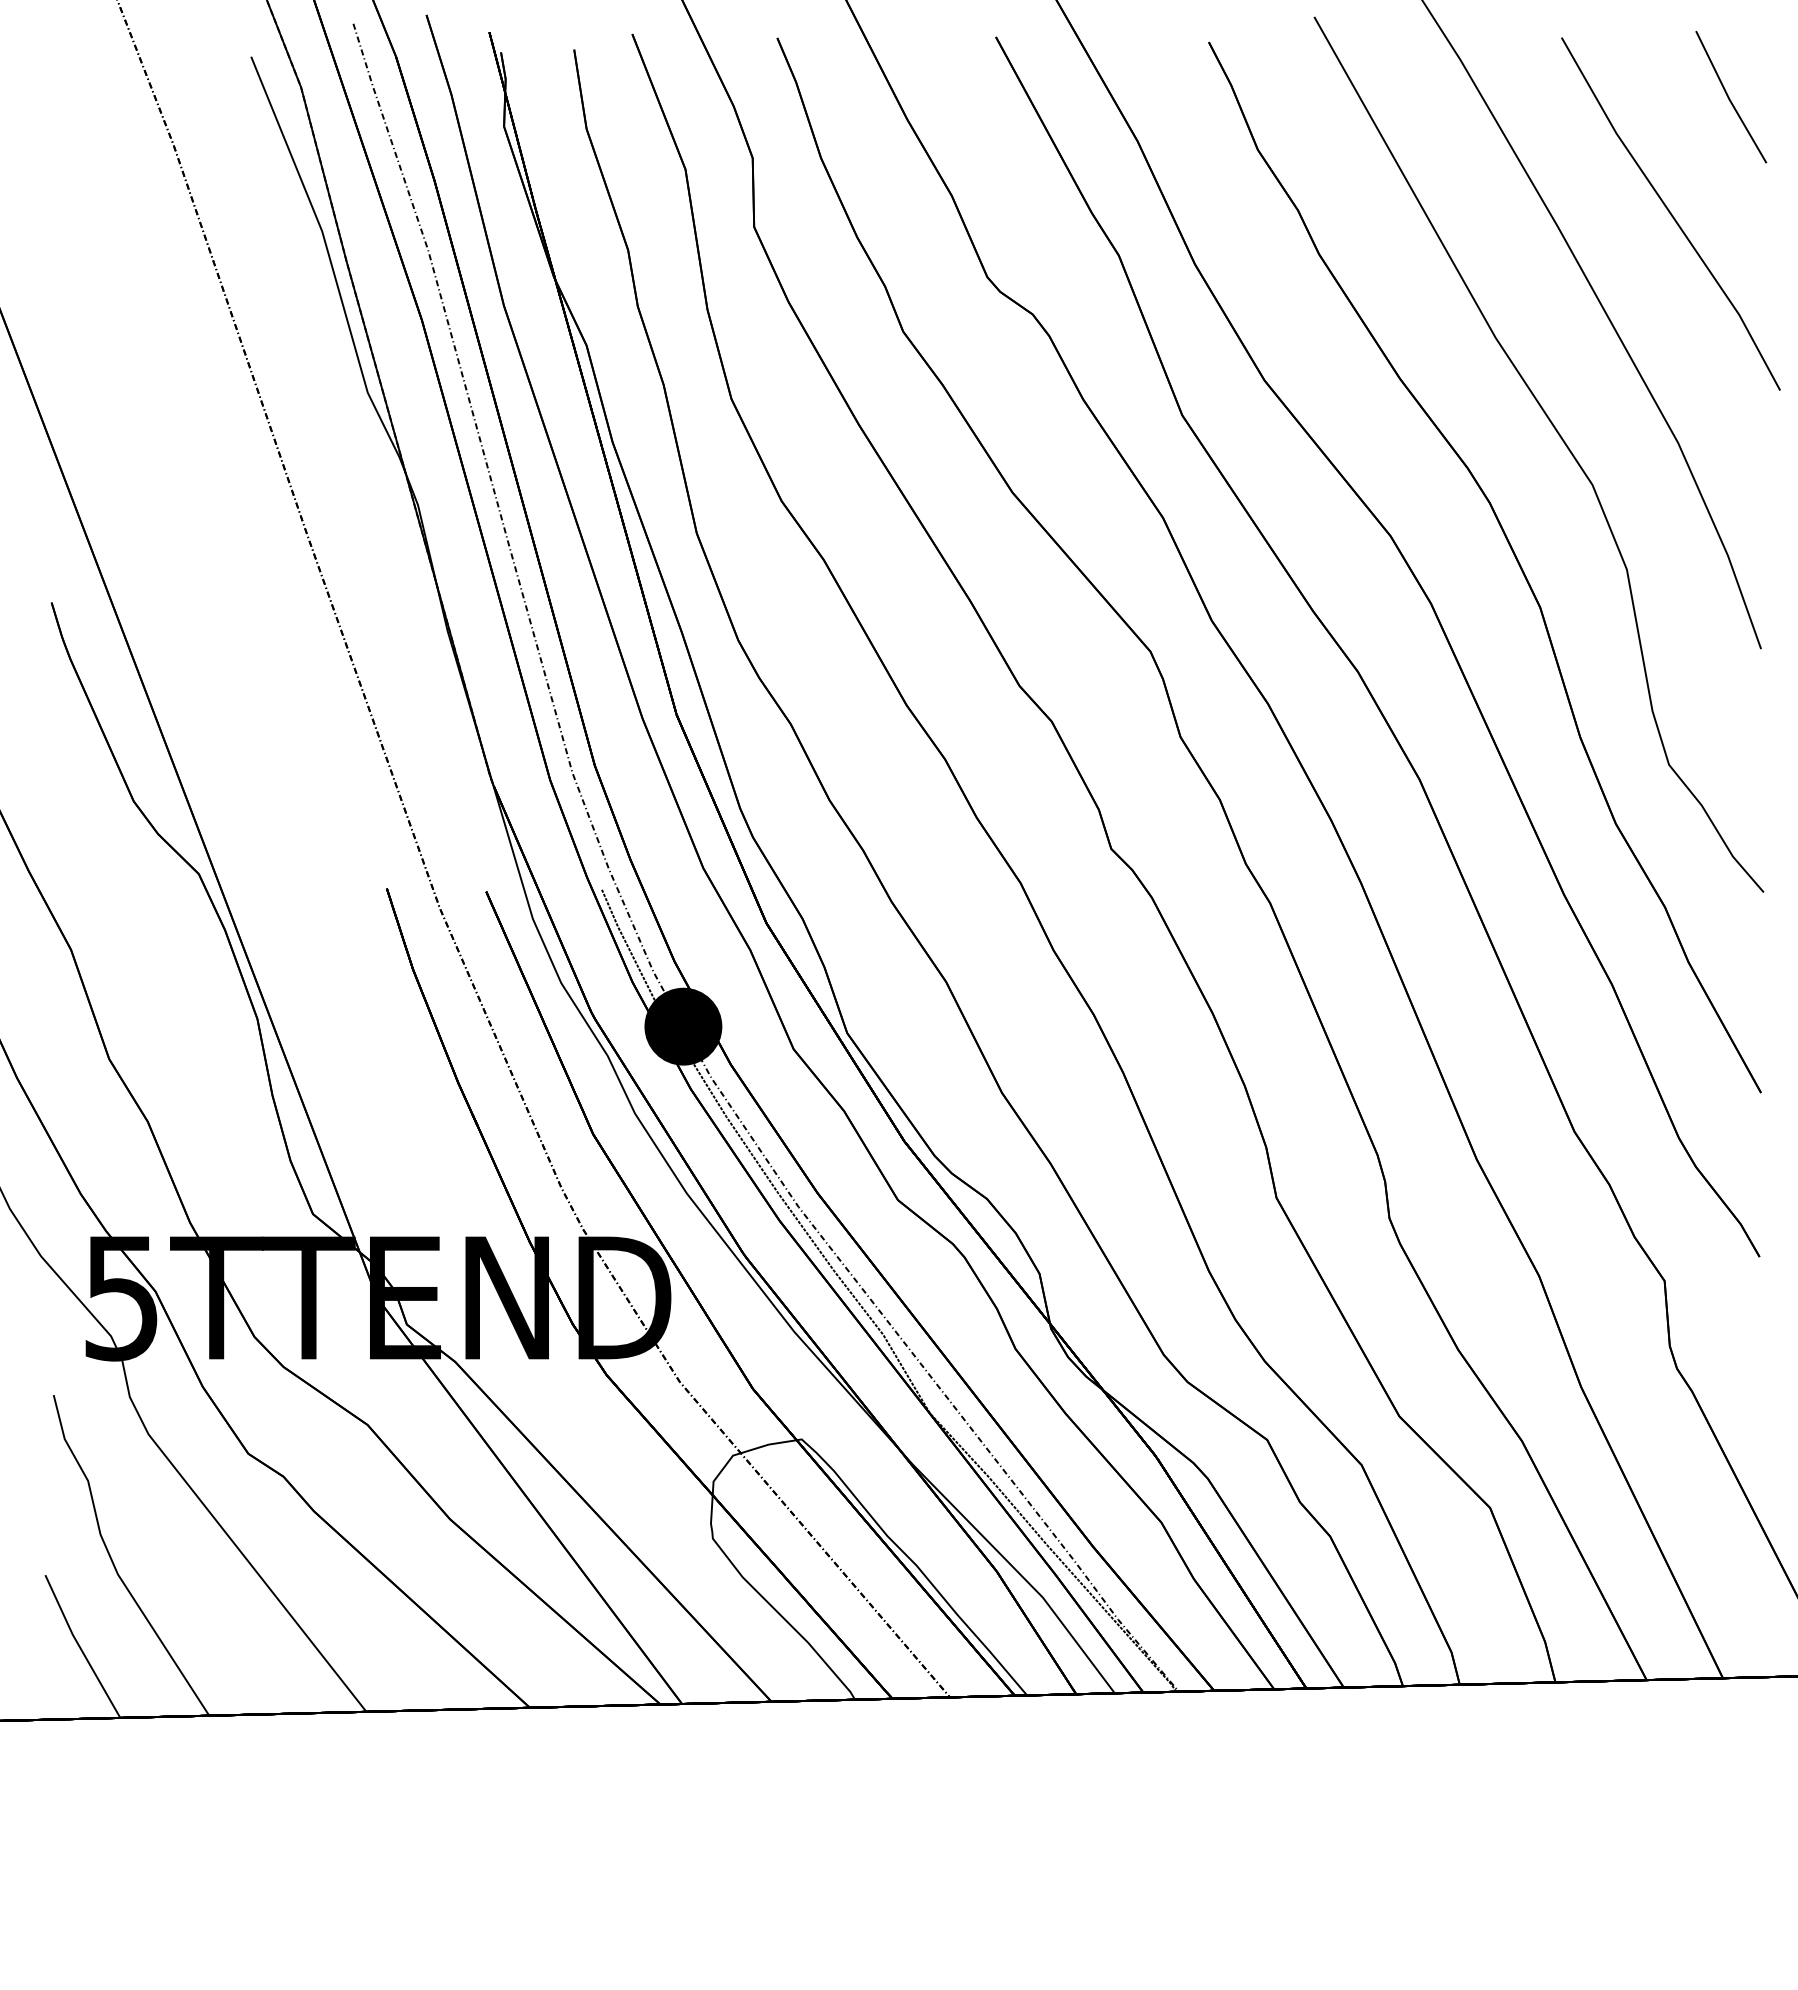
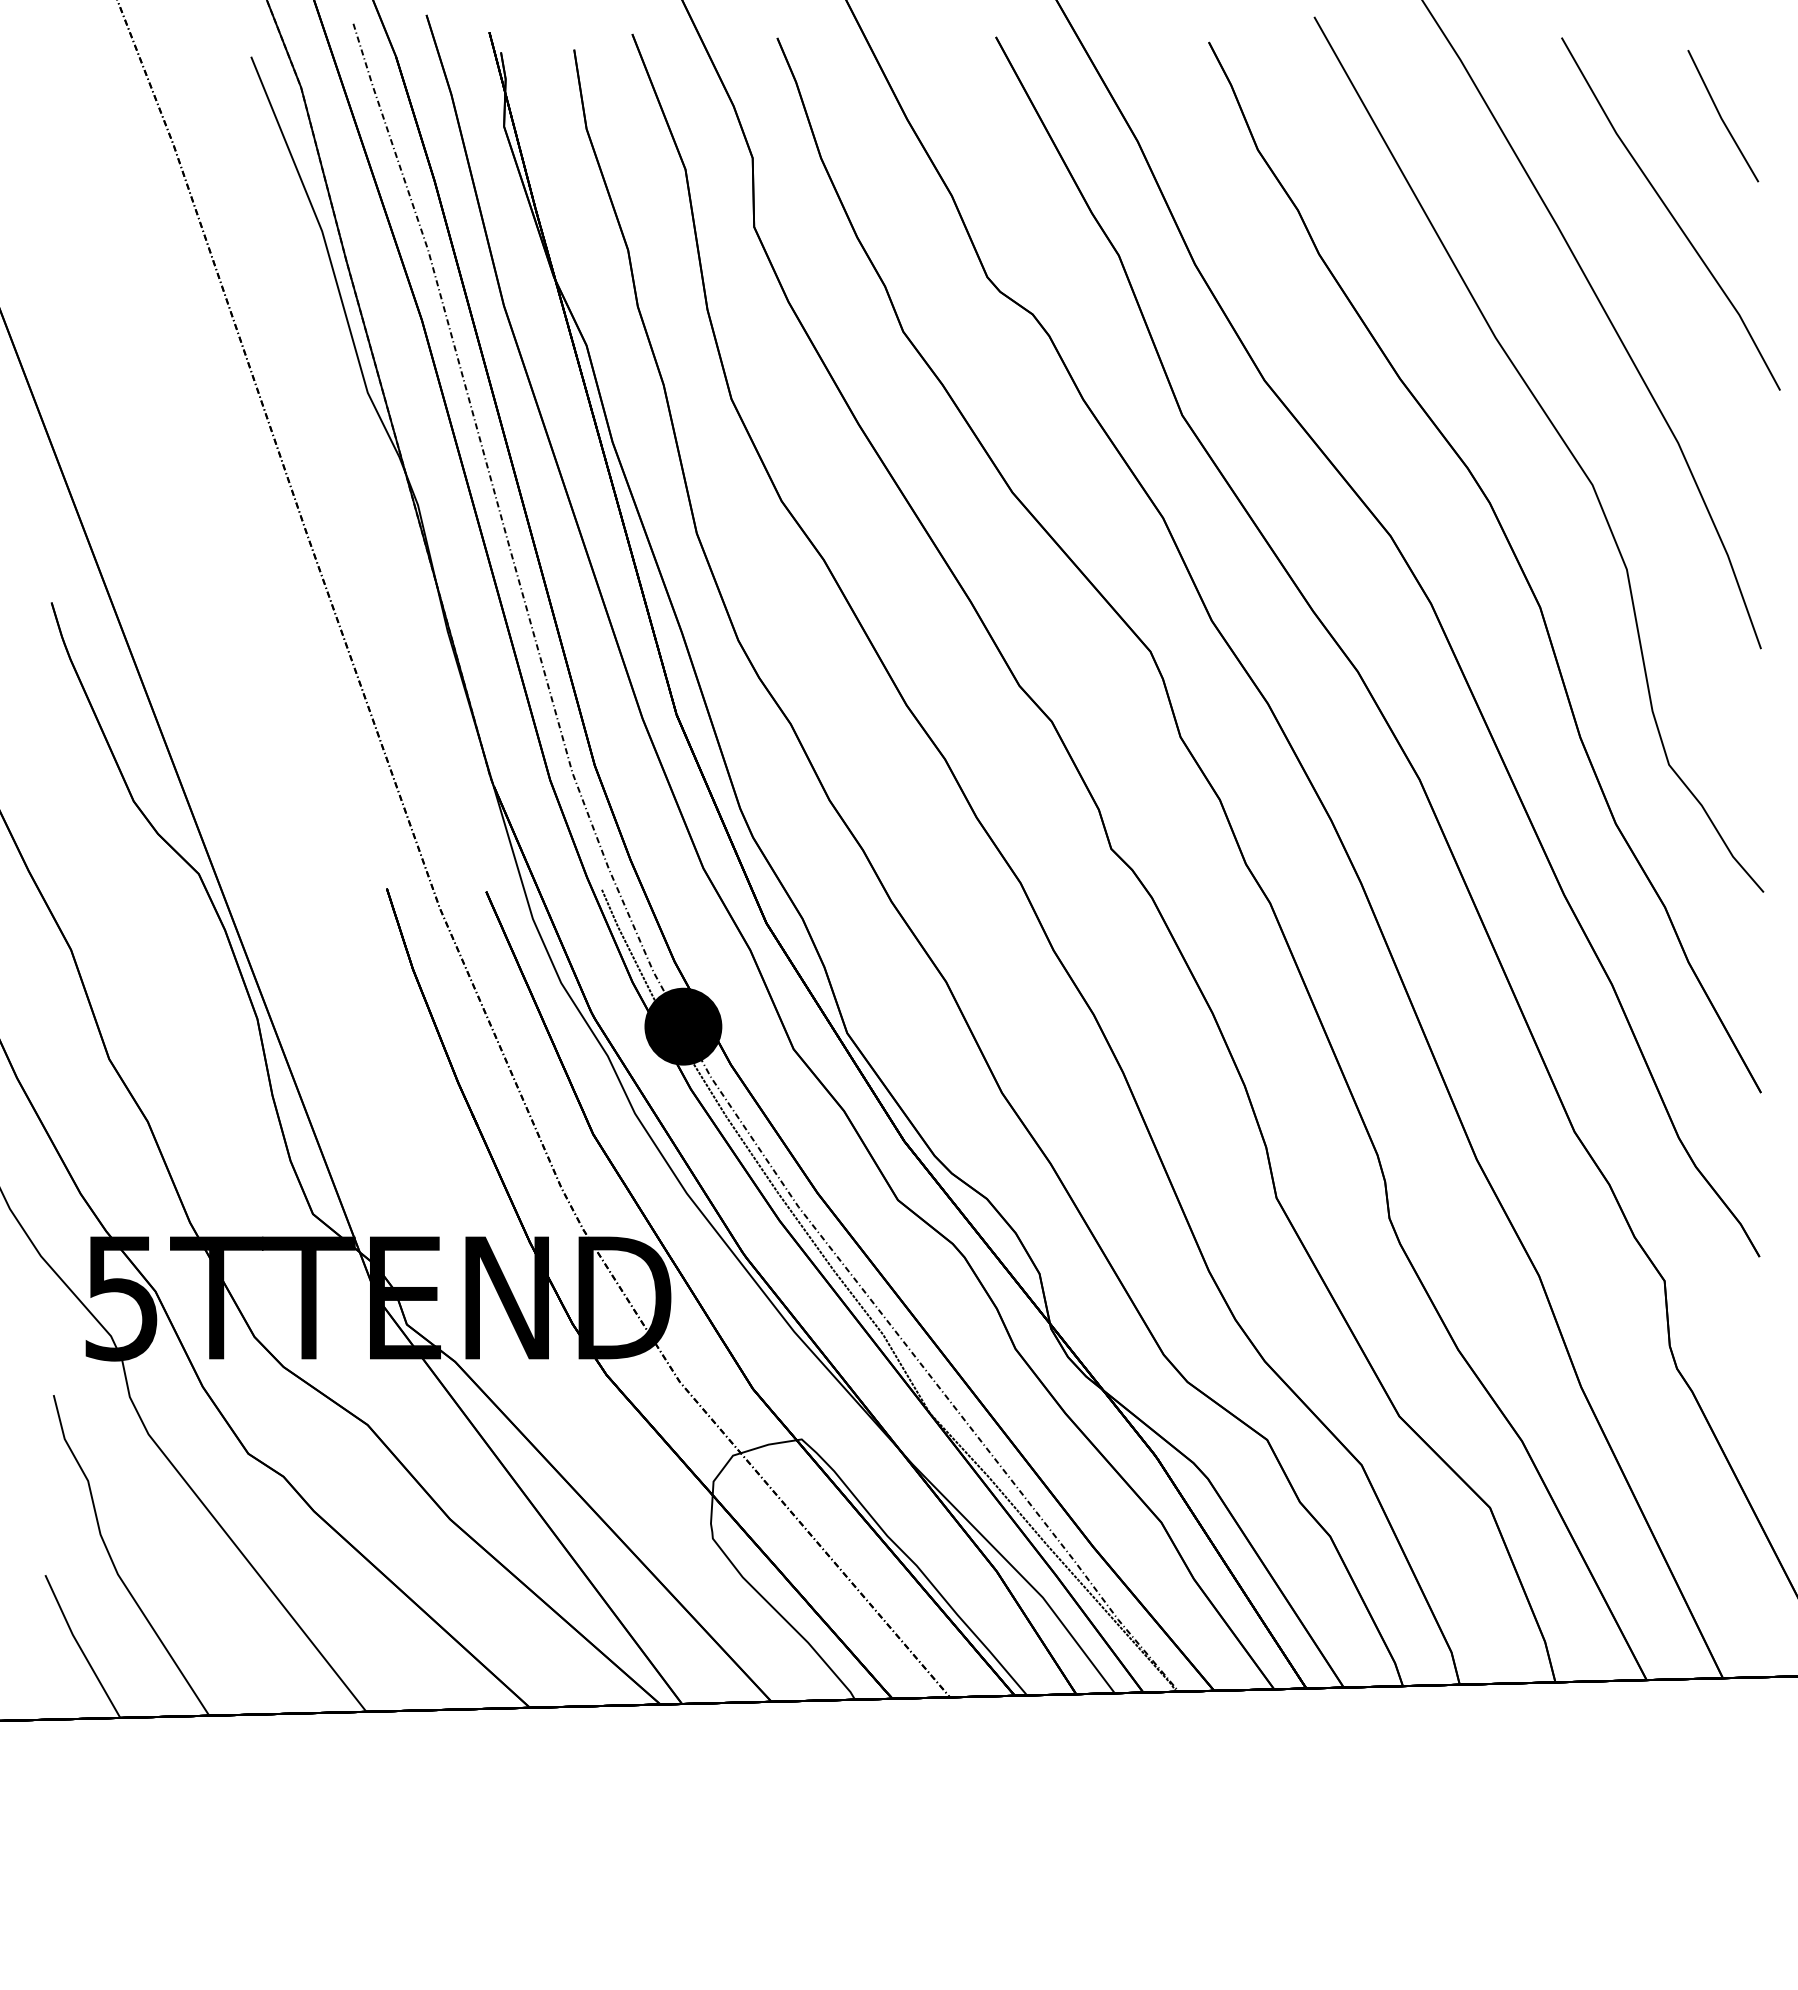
line position: (1729, 97) -> (1721, 116) (1721, 116)
